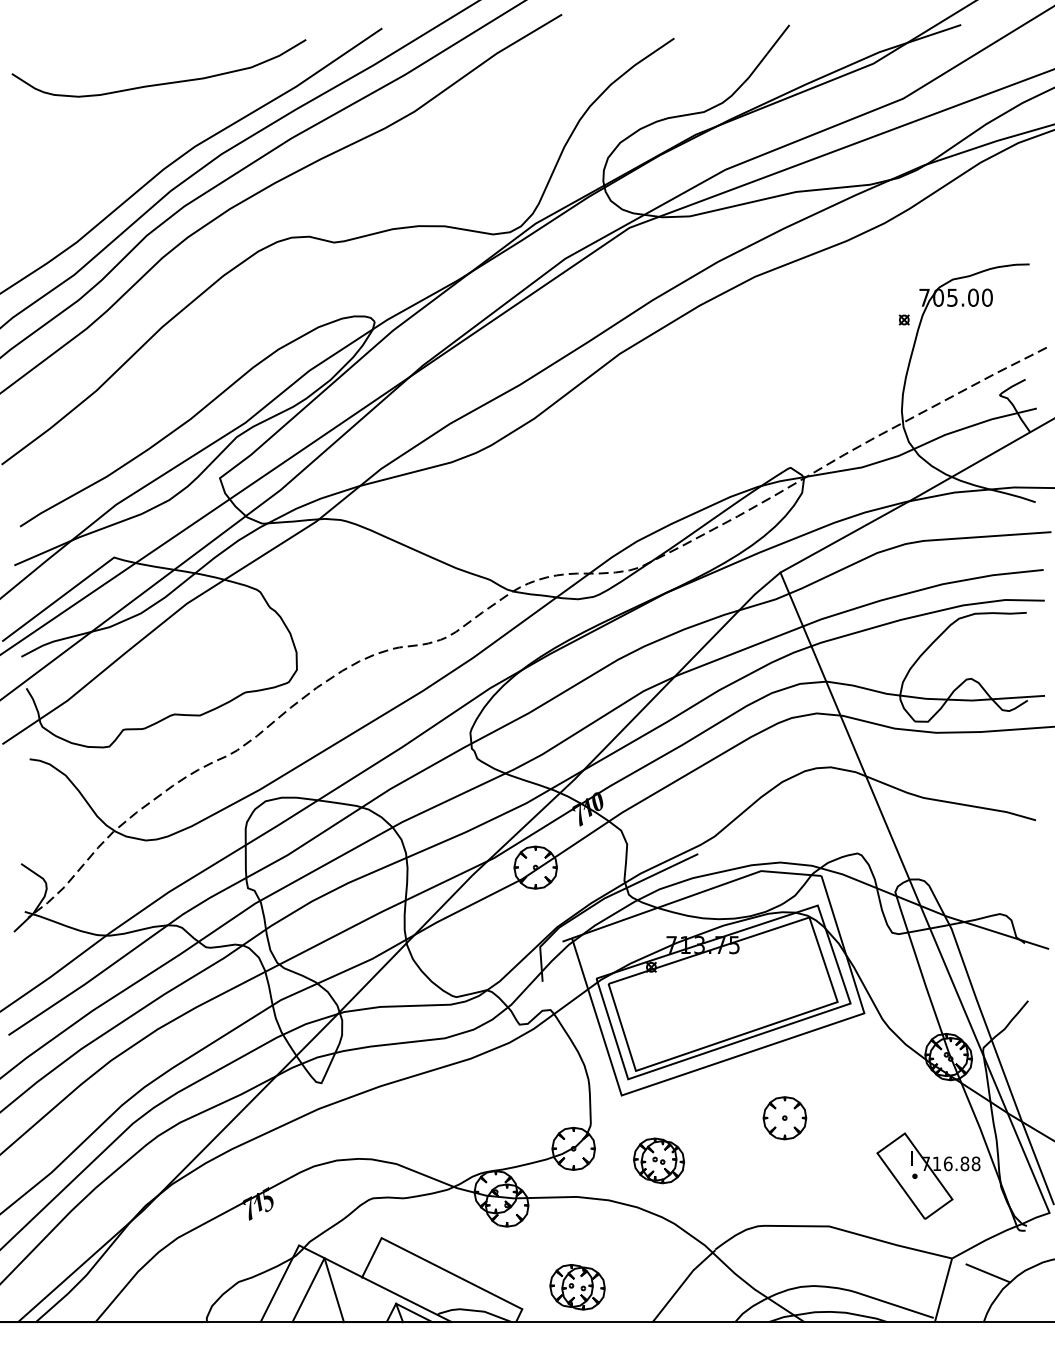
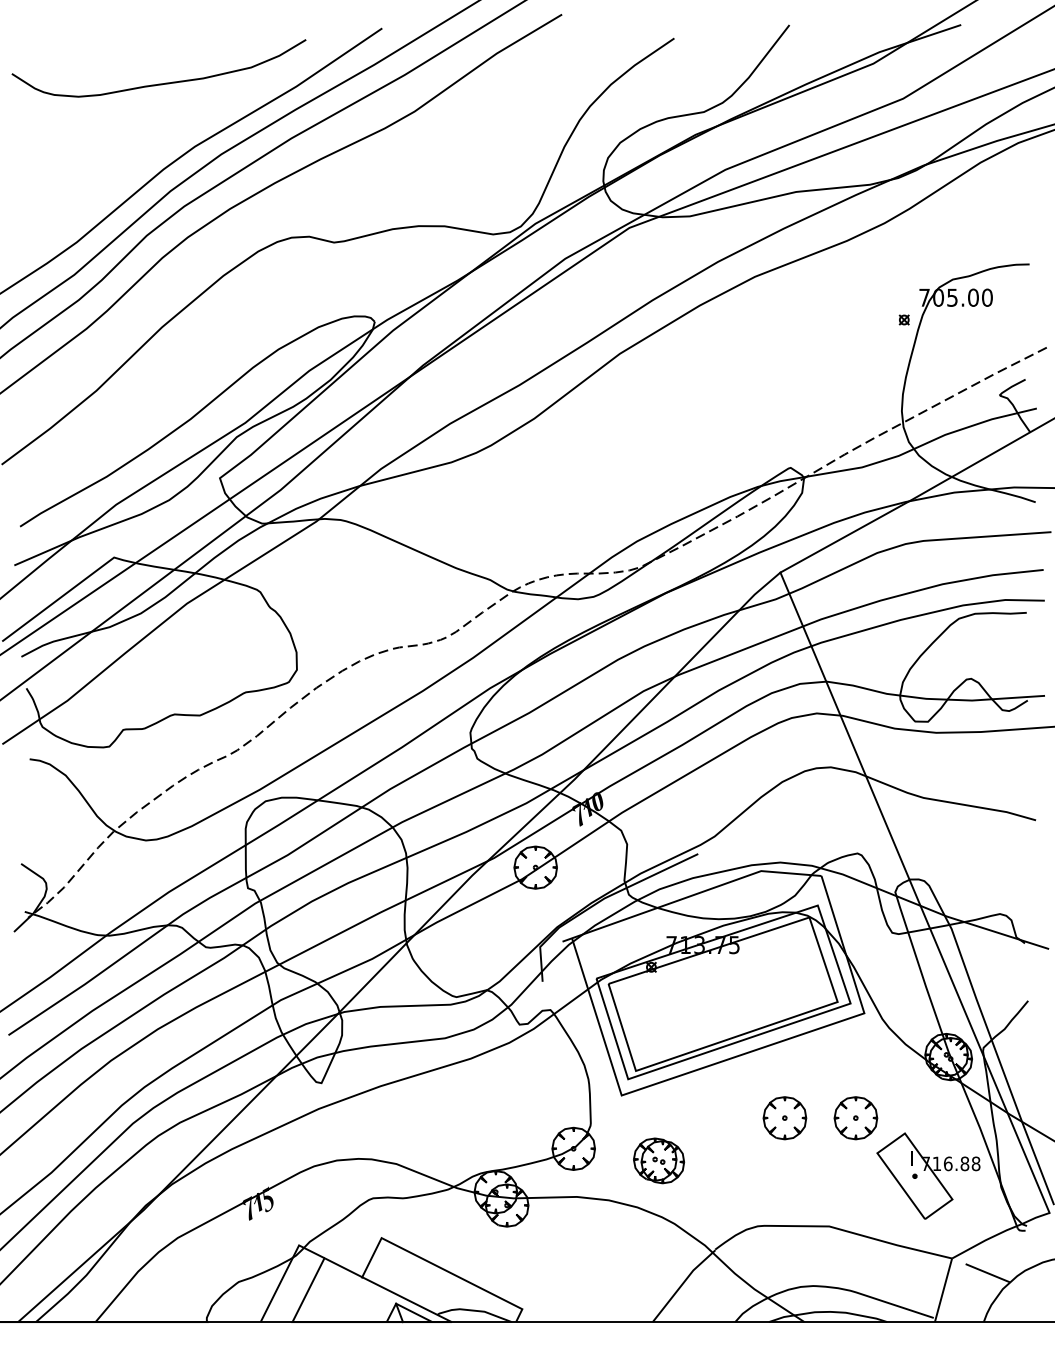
part: none -> present (855, 1118)
part: present -> none (577, 1287)
line: present -> none (333, 1290)
